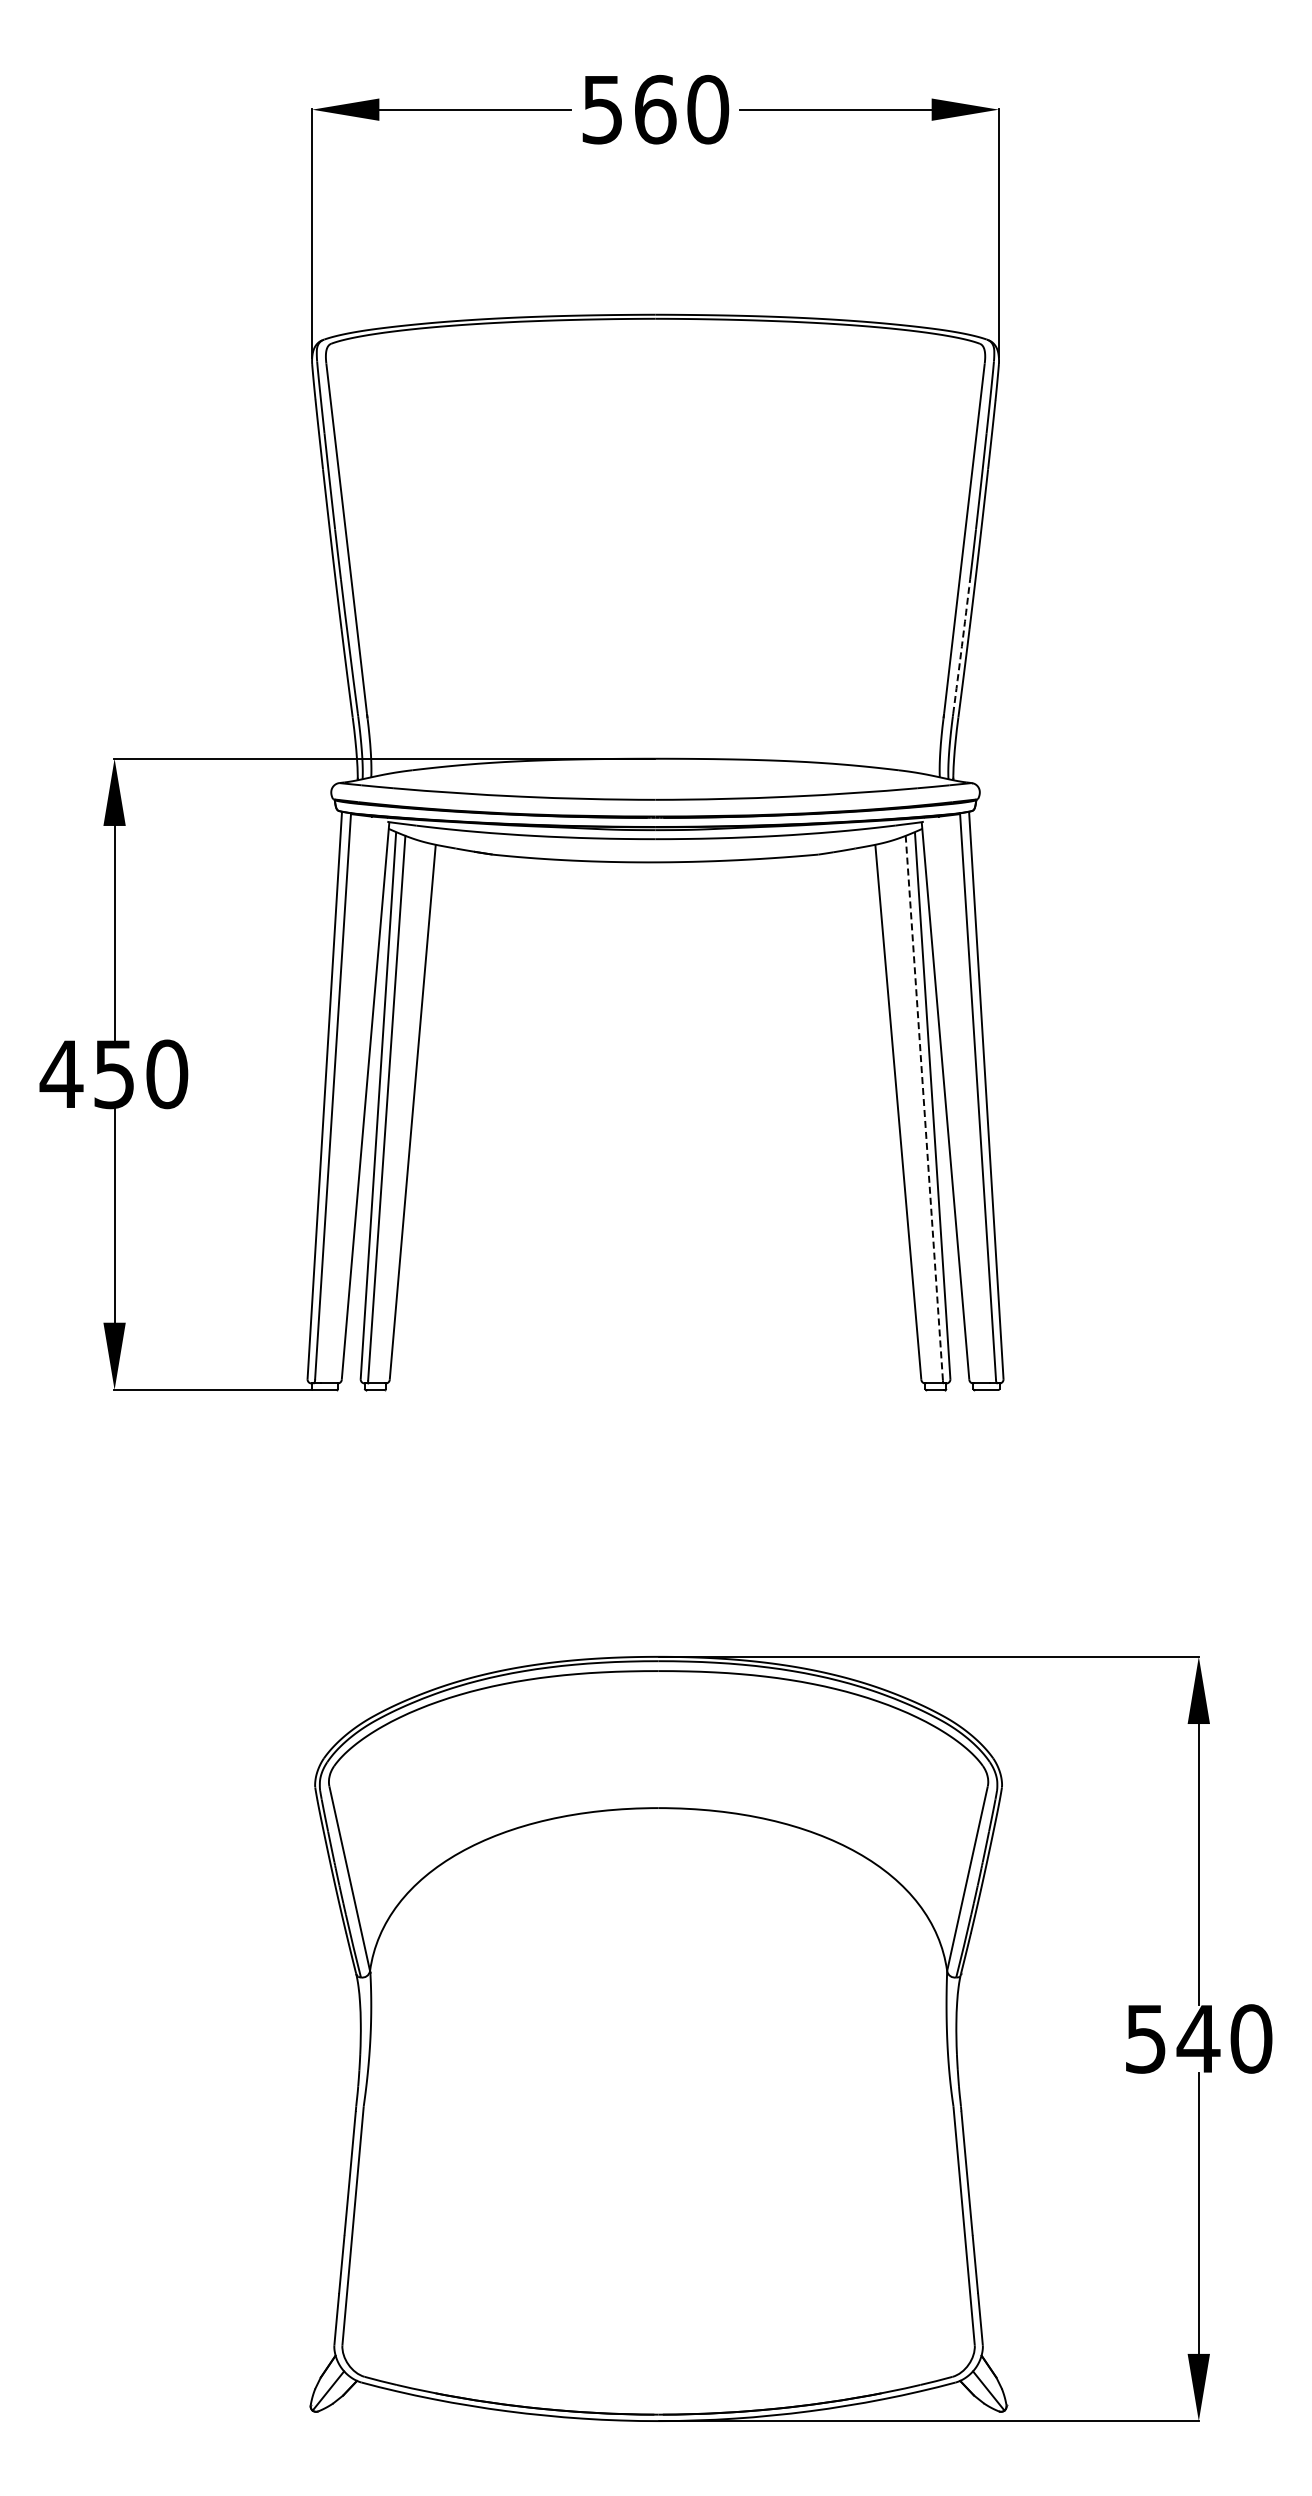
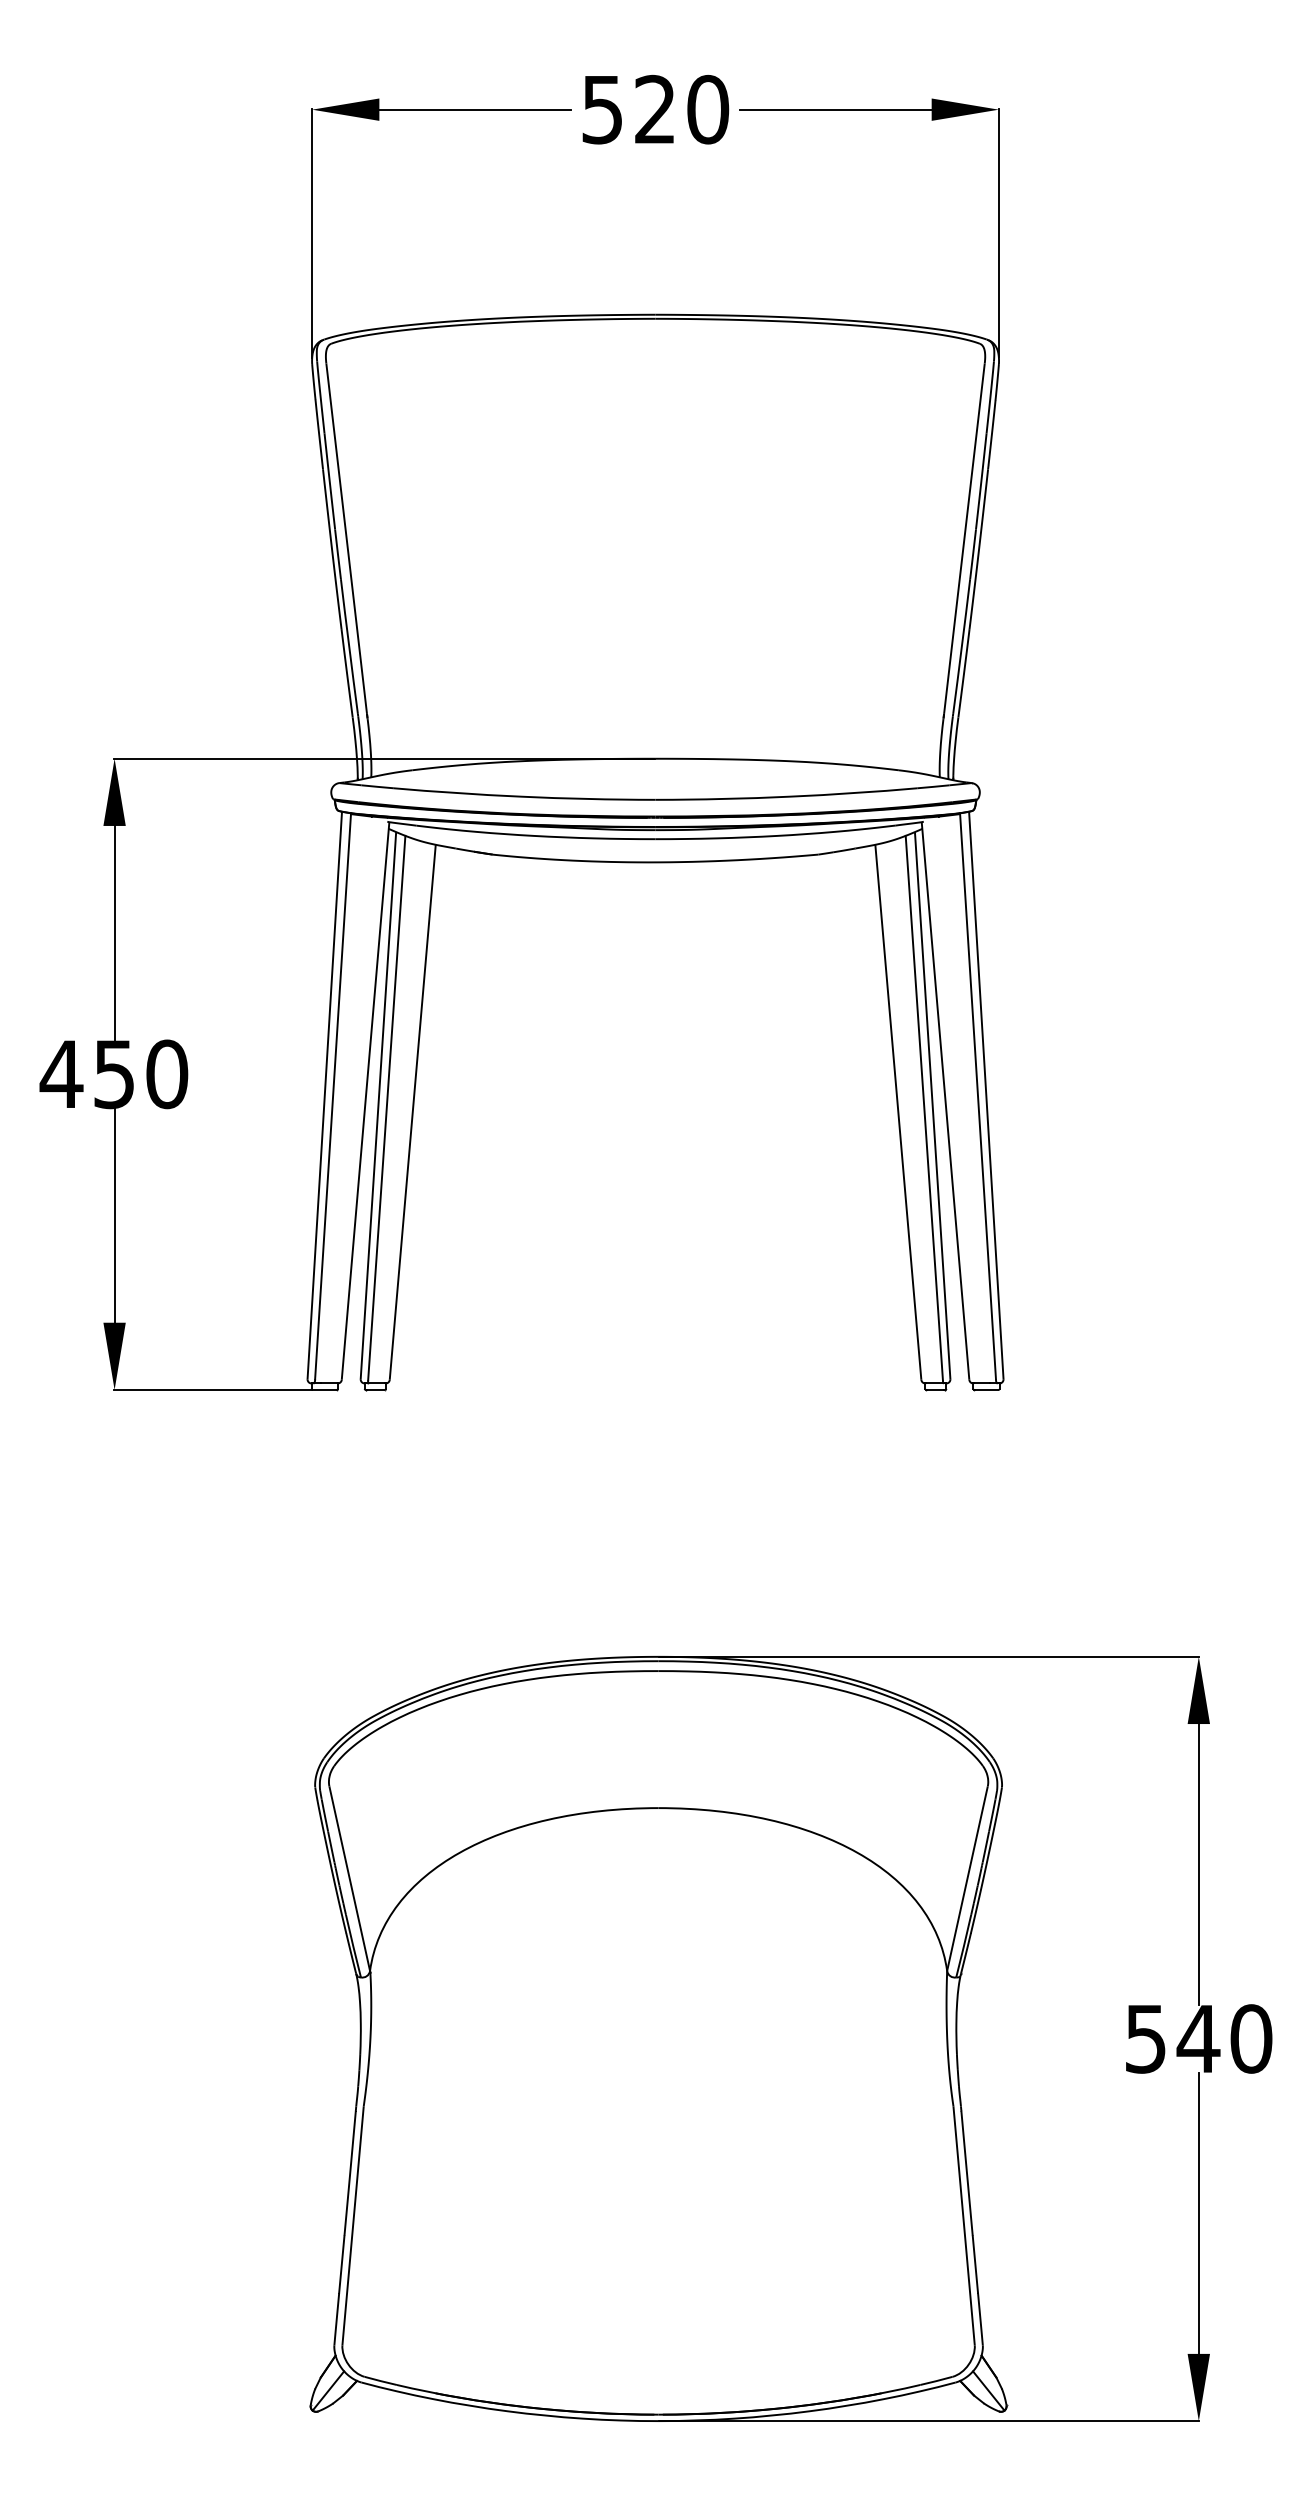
text: 560 -> 520 (655, 109)
arc: dashed -> solid (961, 646)
line: dashed -> solid (924, 1108)
